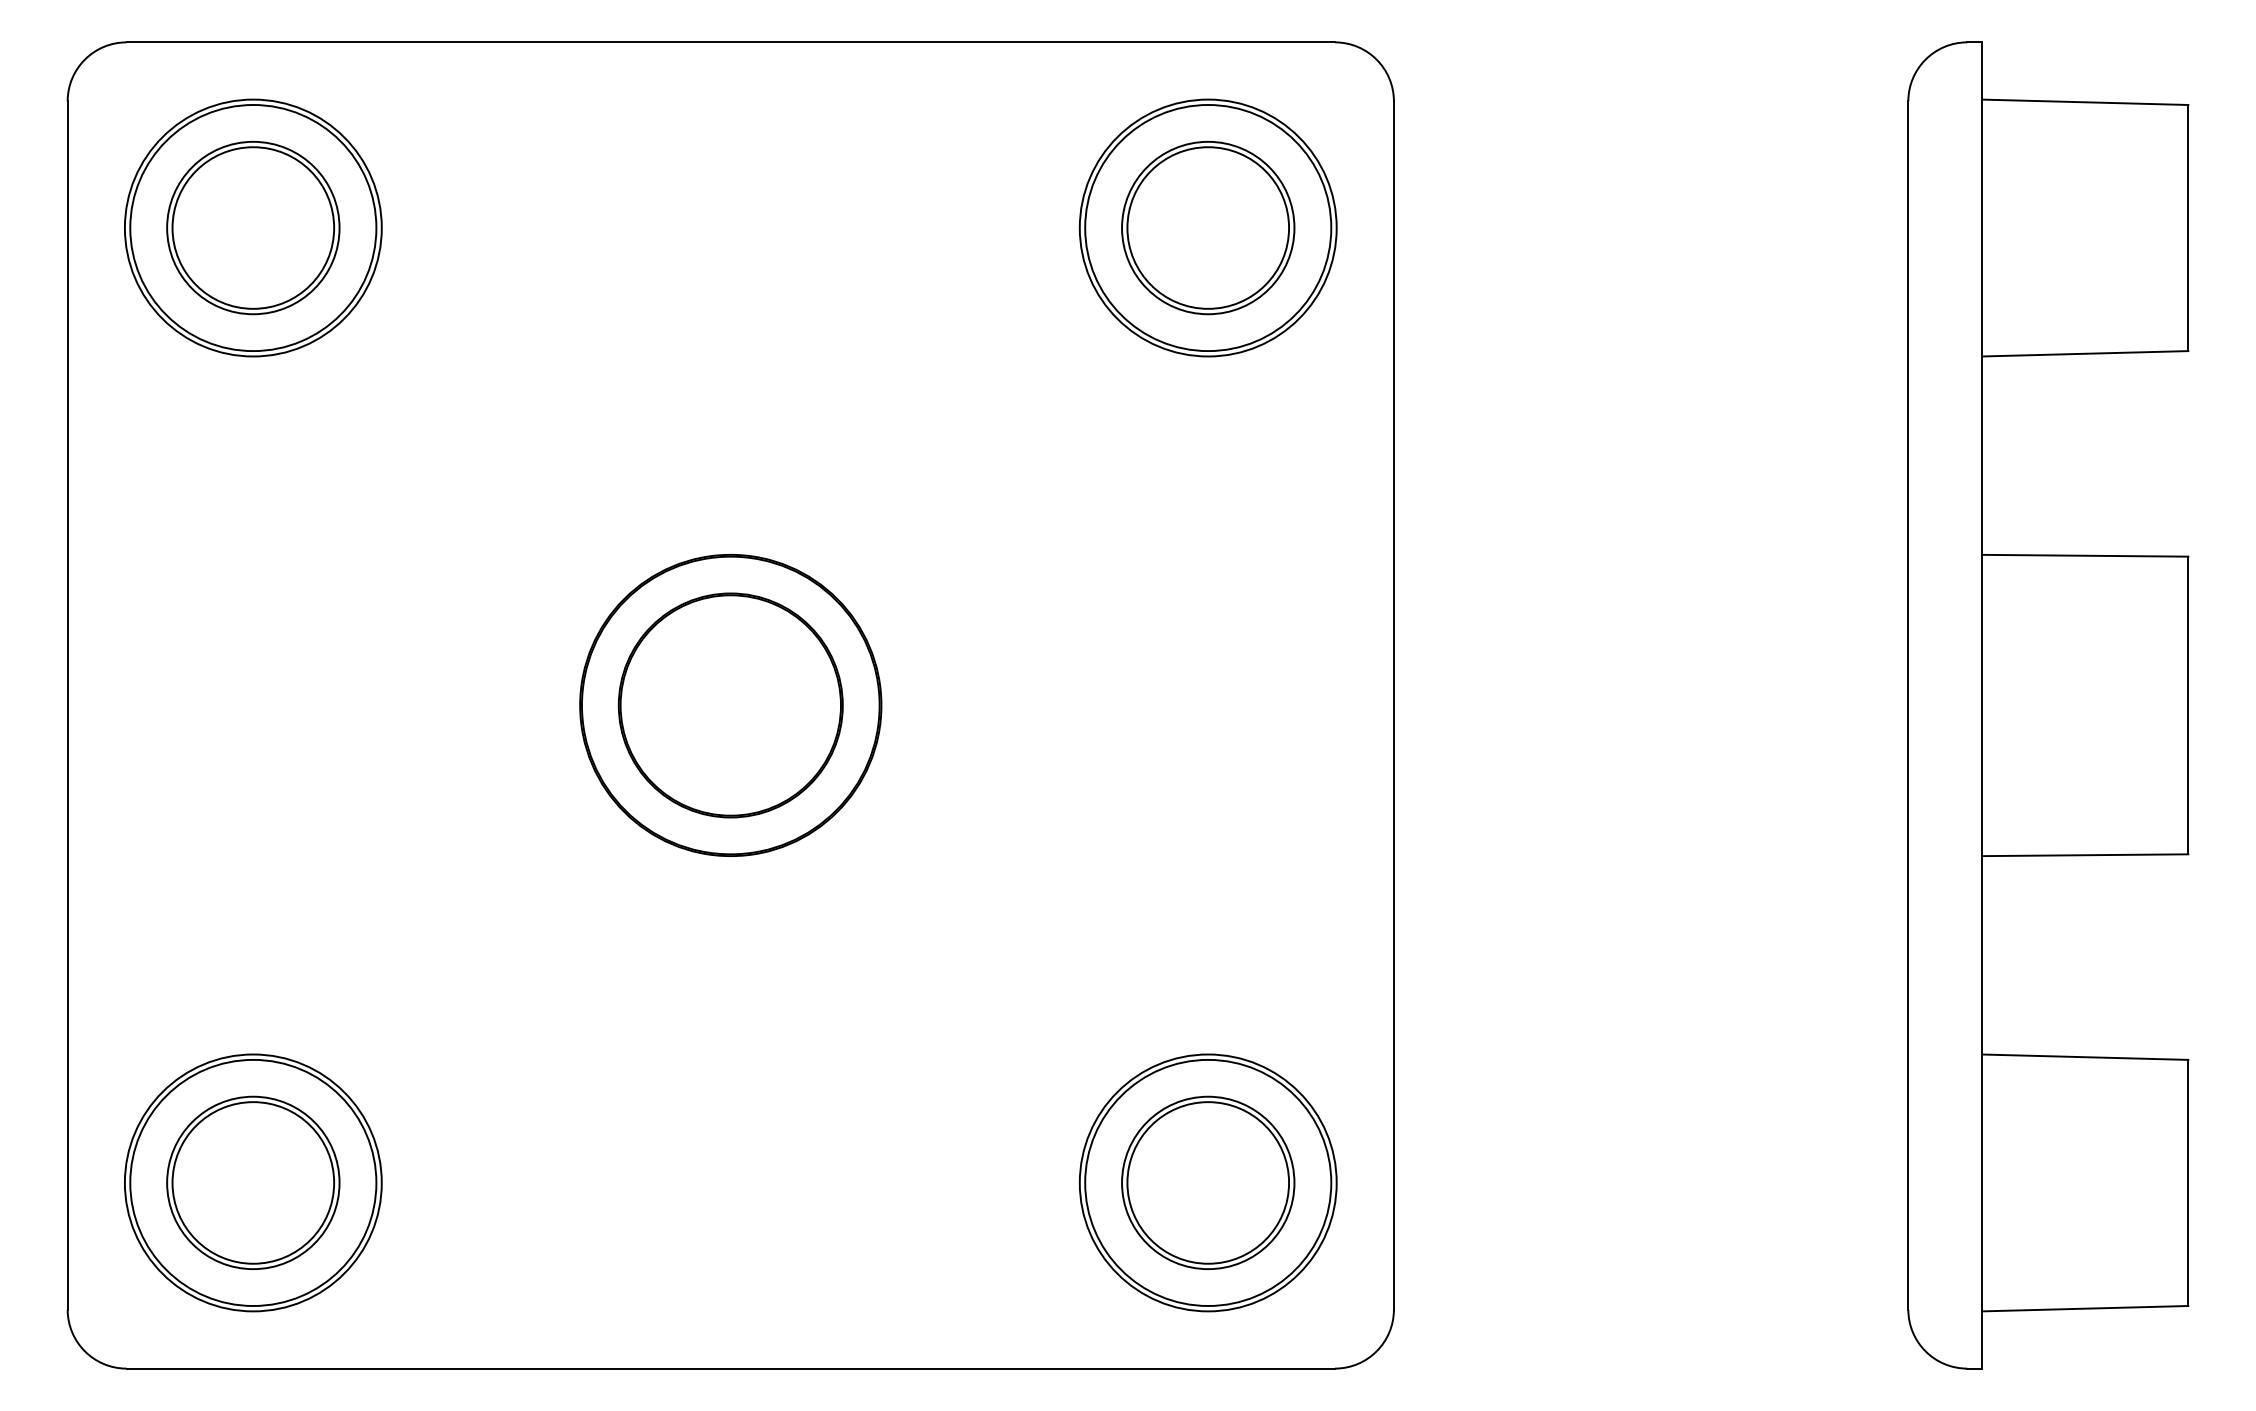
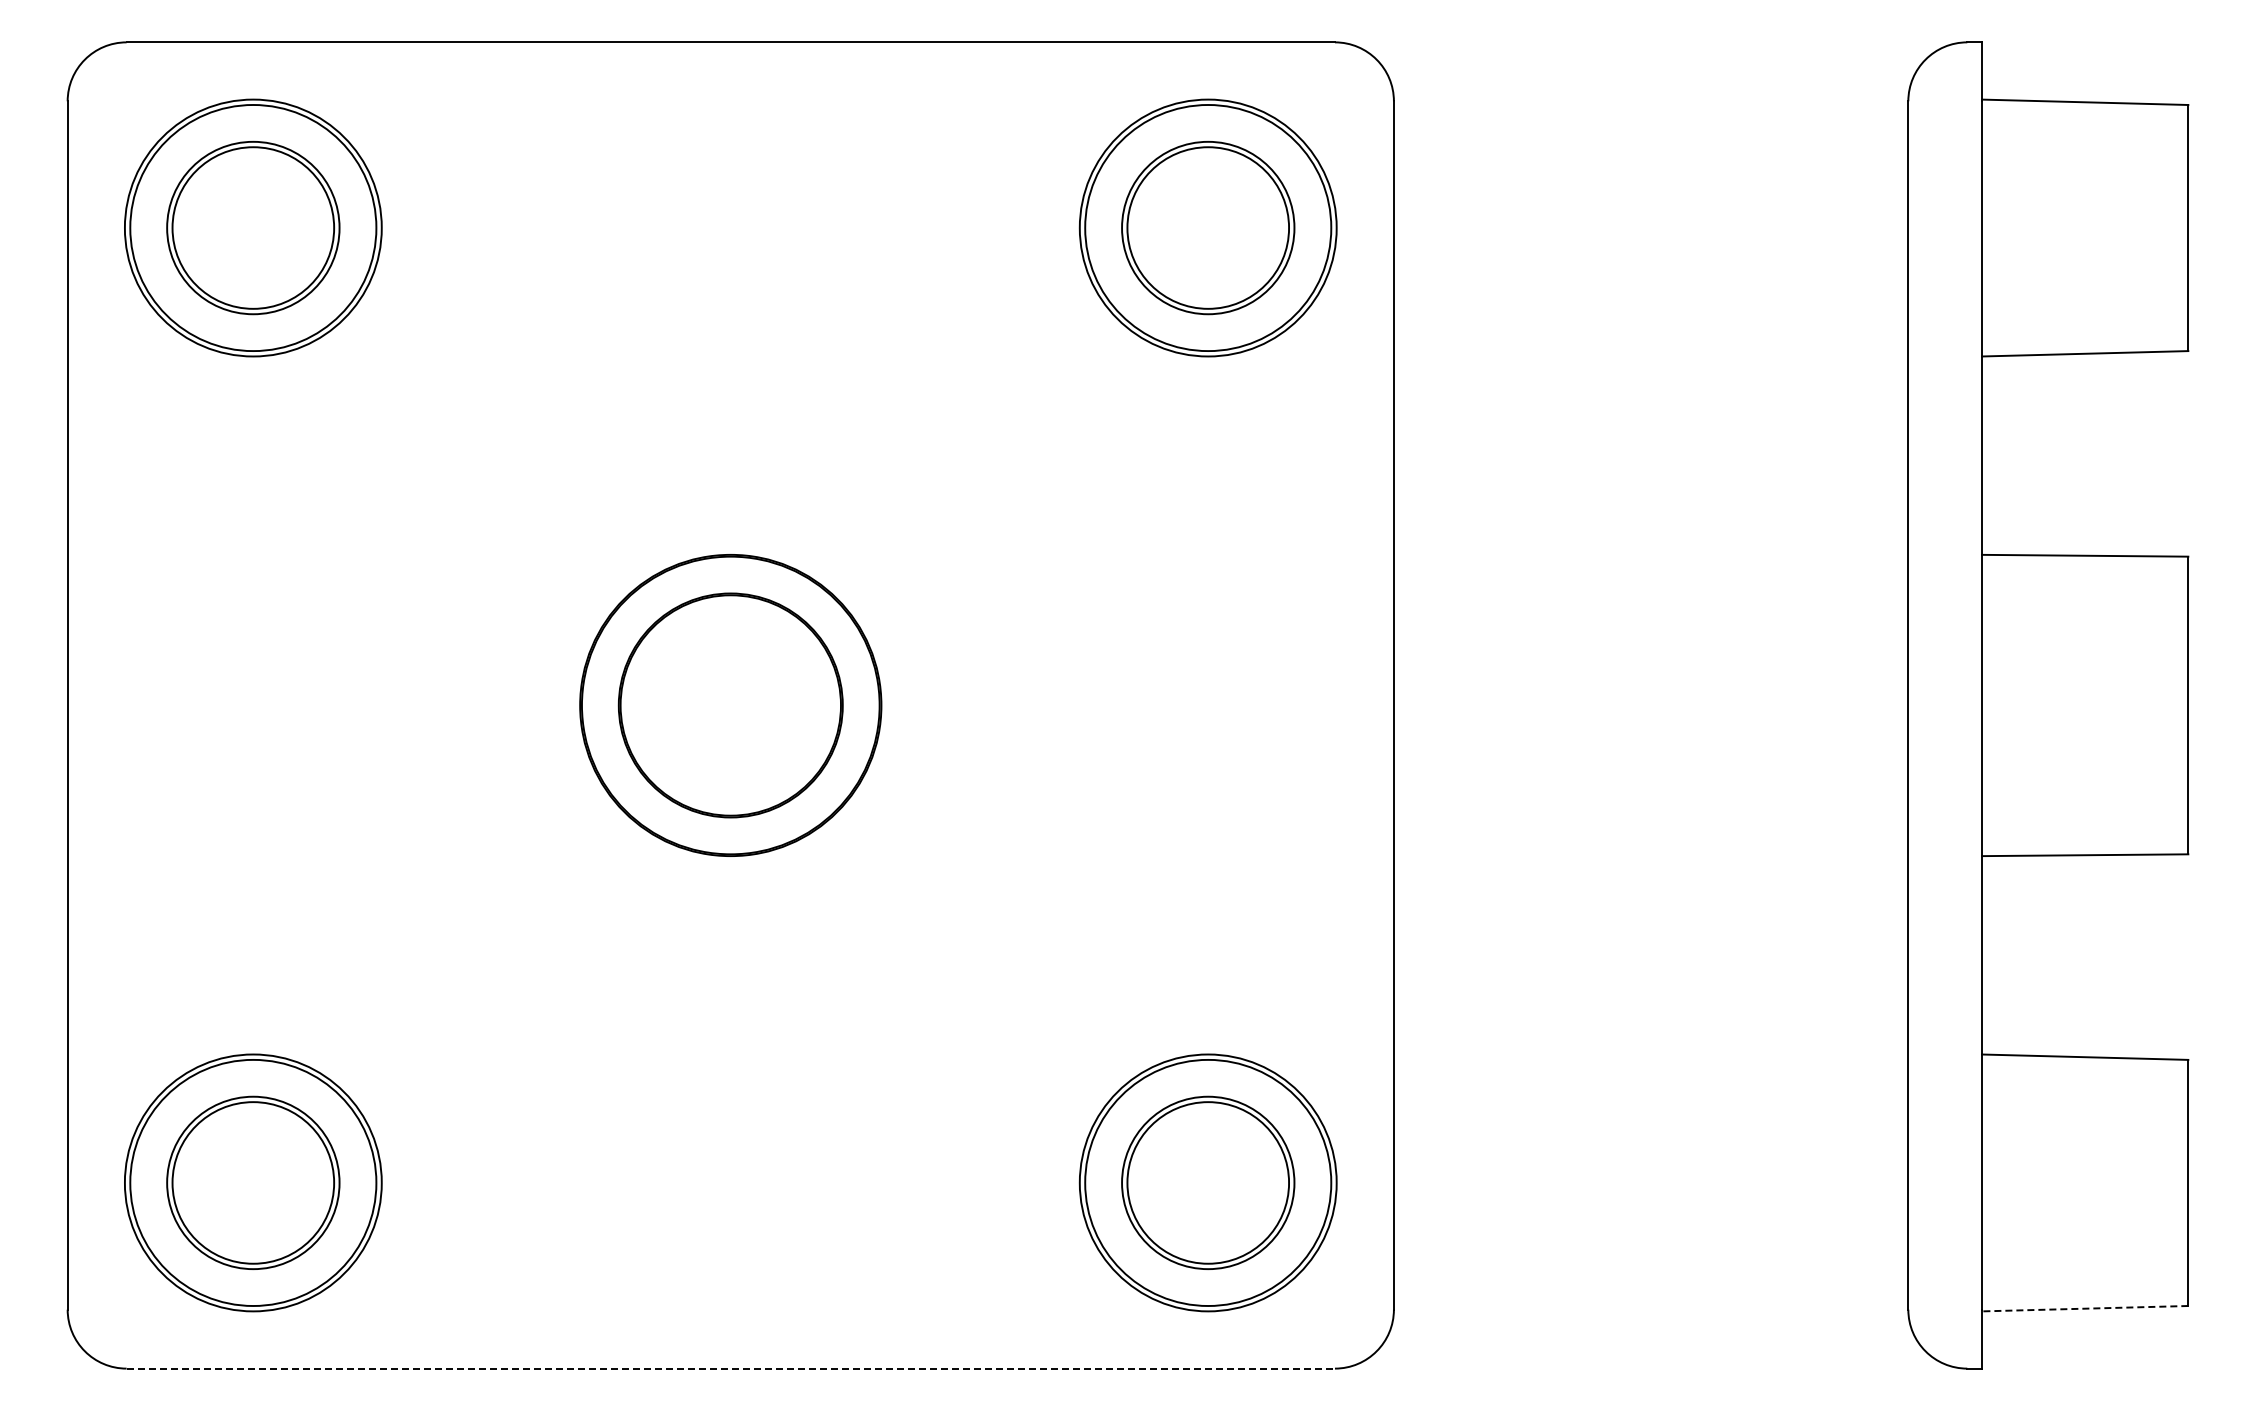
line: solid -> dashed (2084, 1308)
line: solid -> dashed (731, 1368)
